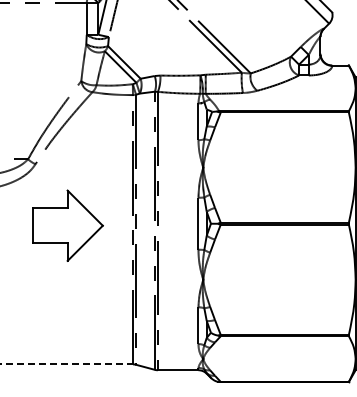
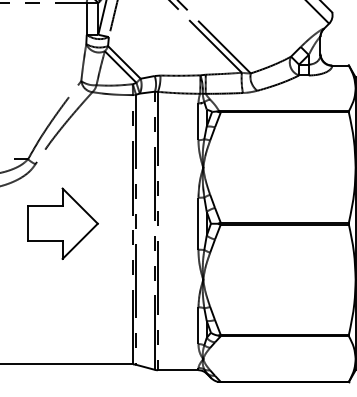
part position: (67, 225) -> (62, 223) (62, 223)
line: dashed -> solid (67, 364)
